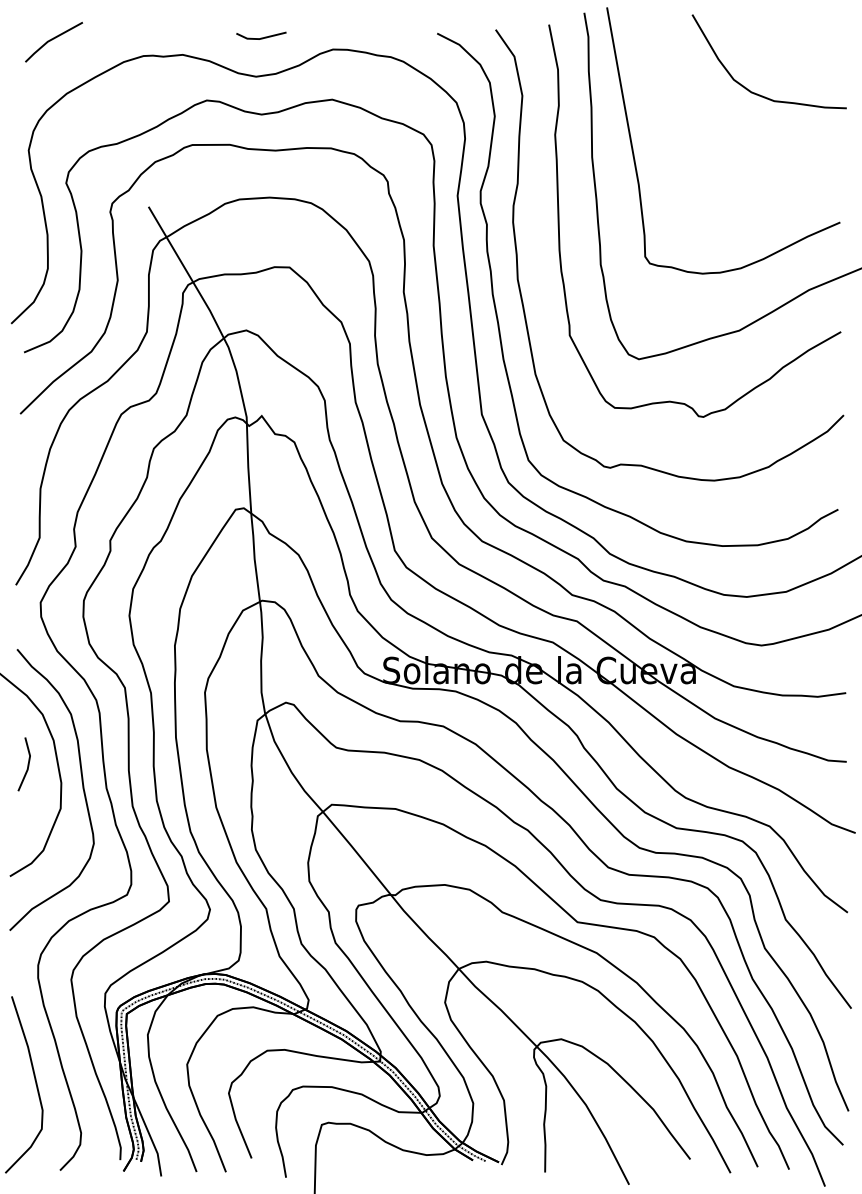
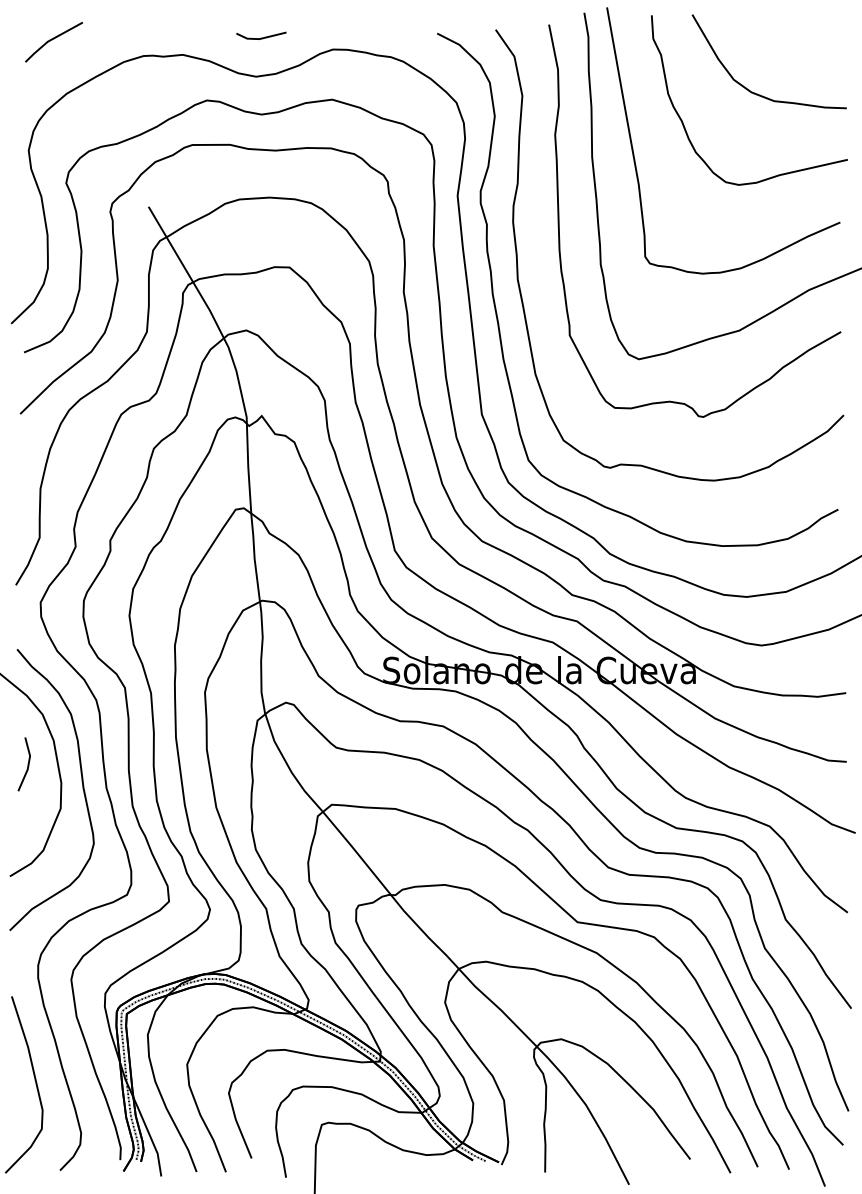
part: none -> present (684, 124)
